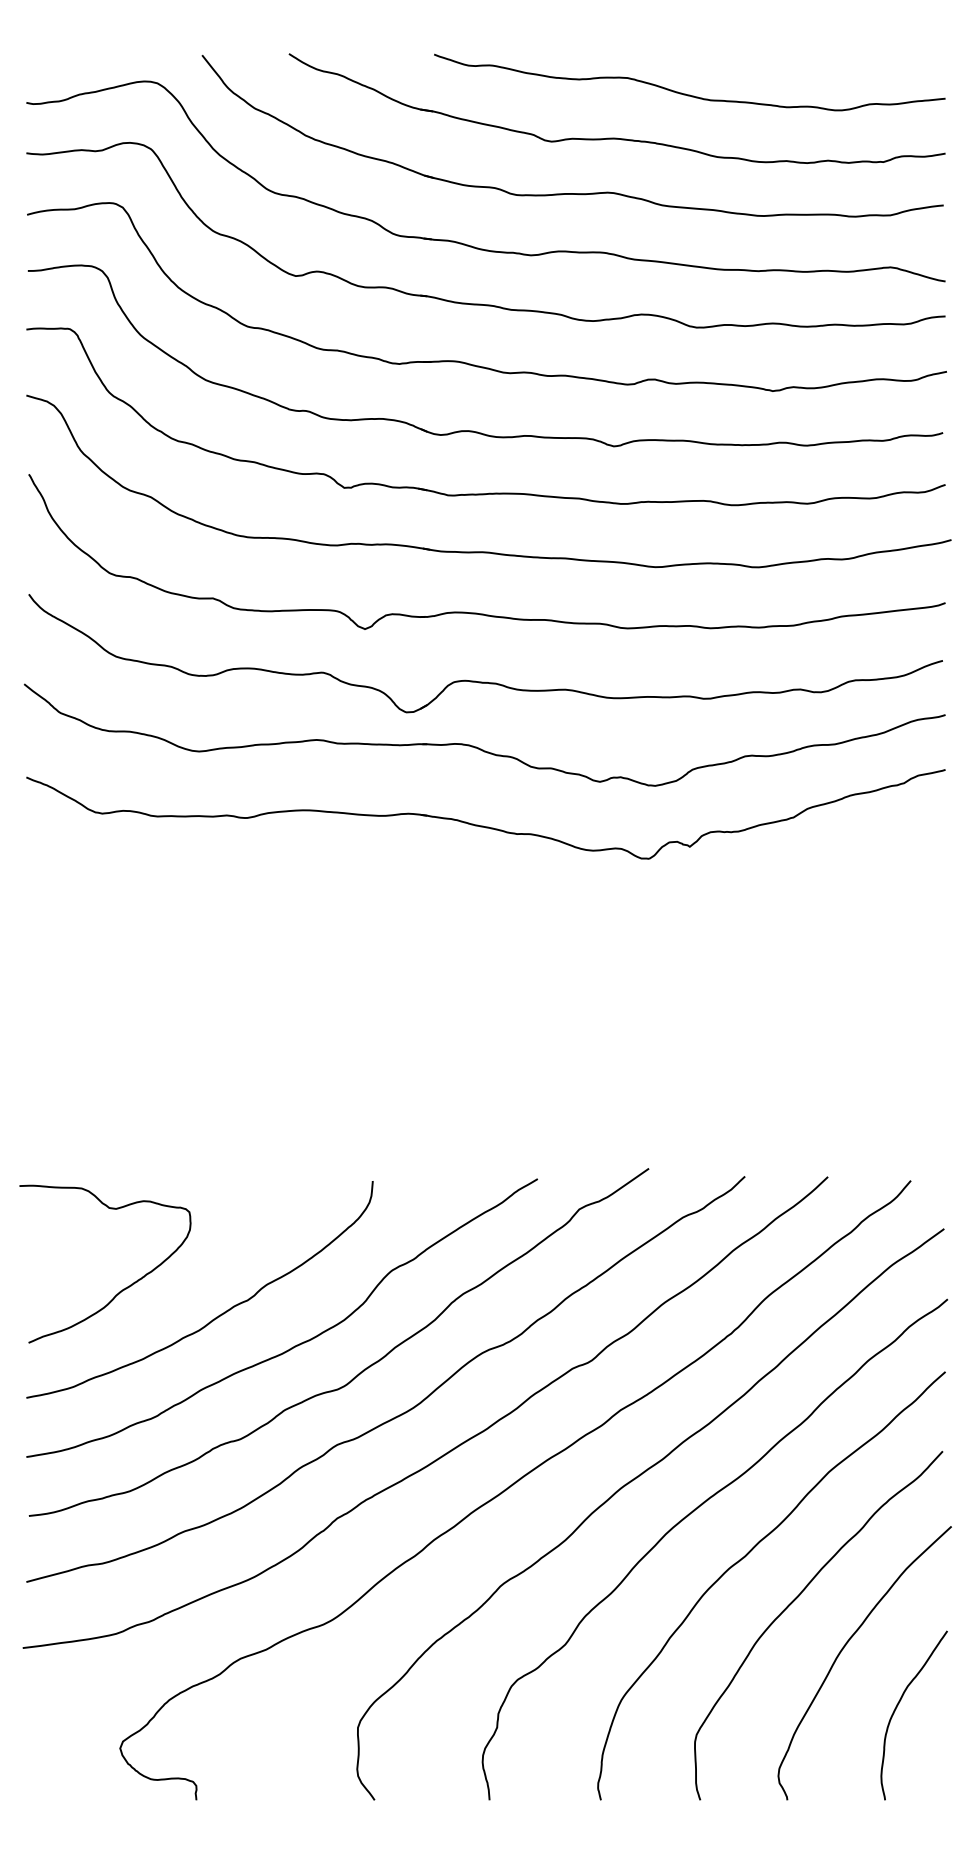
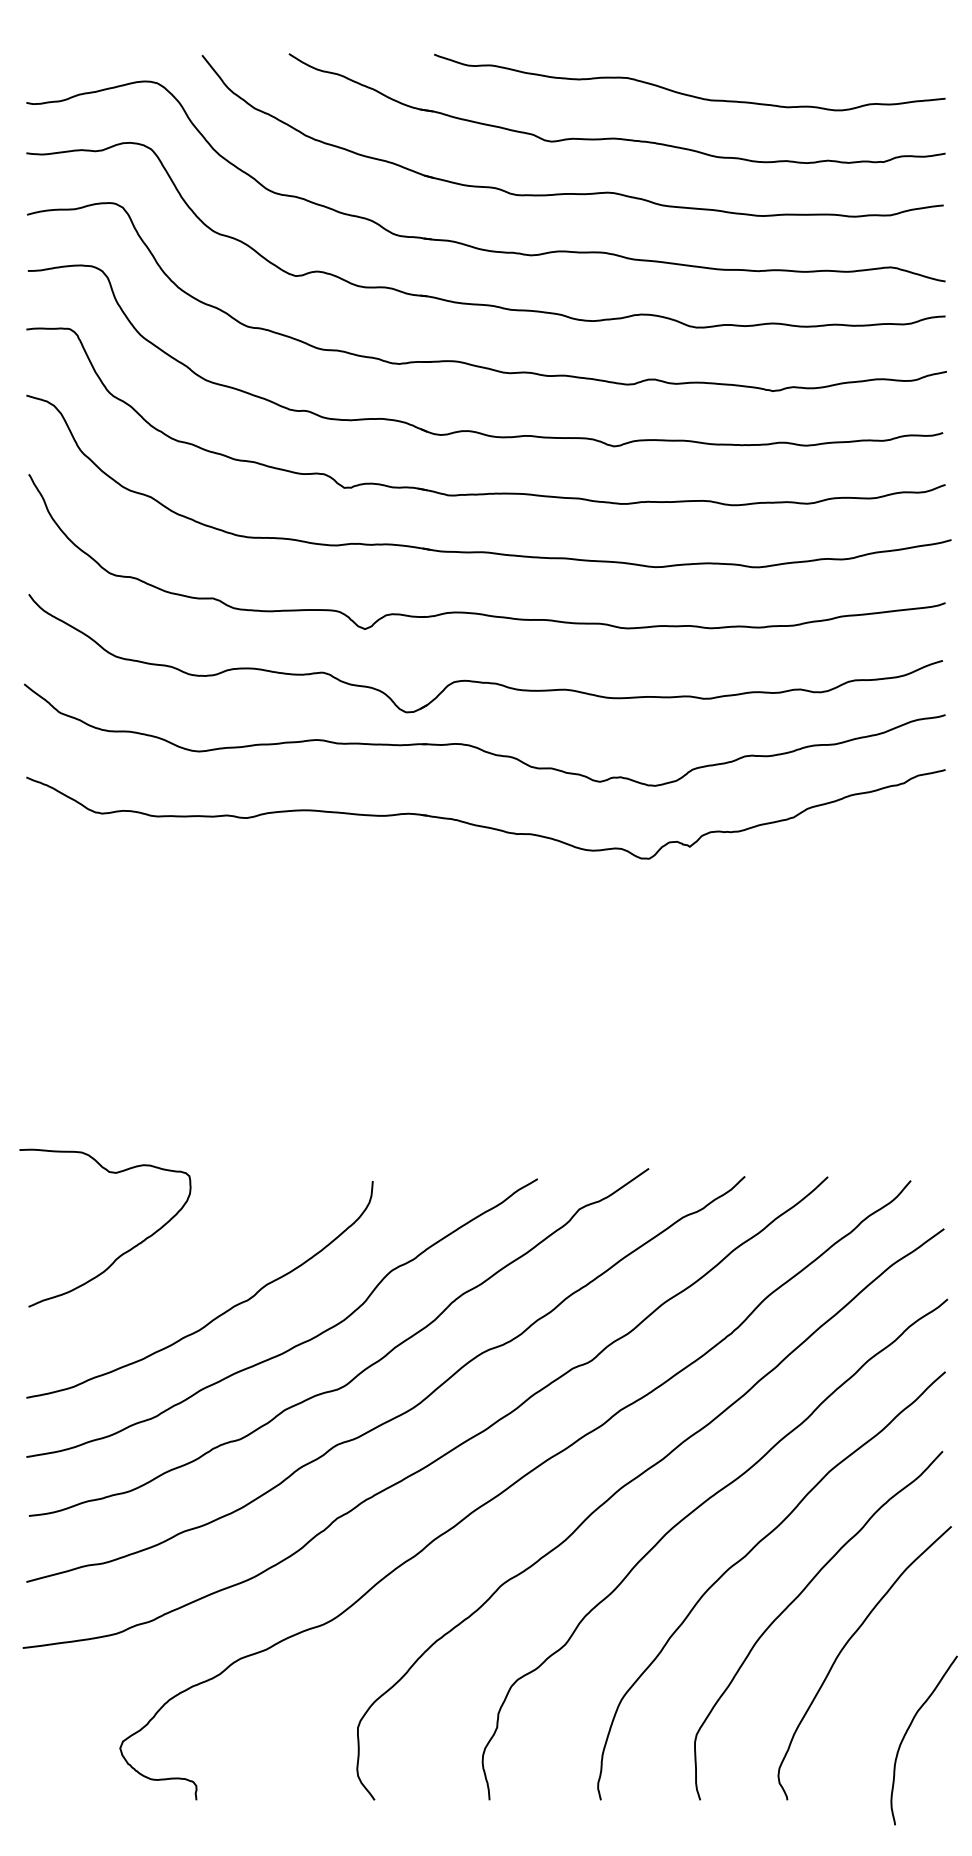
curve position: (123, 1288) -> (123, 1252) (123, 1252)
curve position: (897, 1707) -> (907, 1732) (907, 1732)
